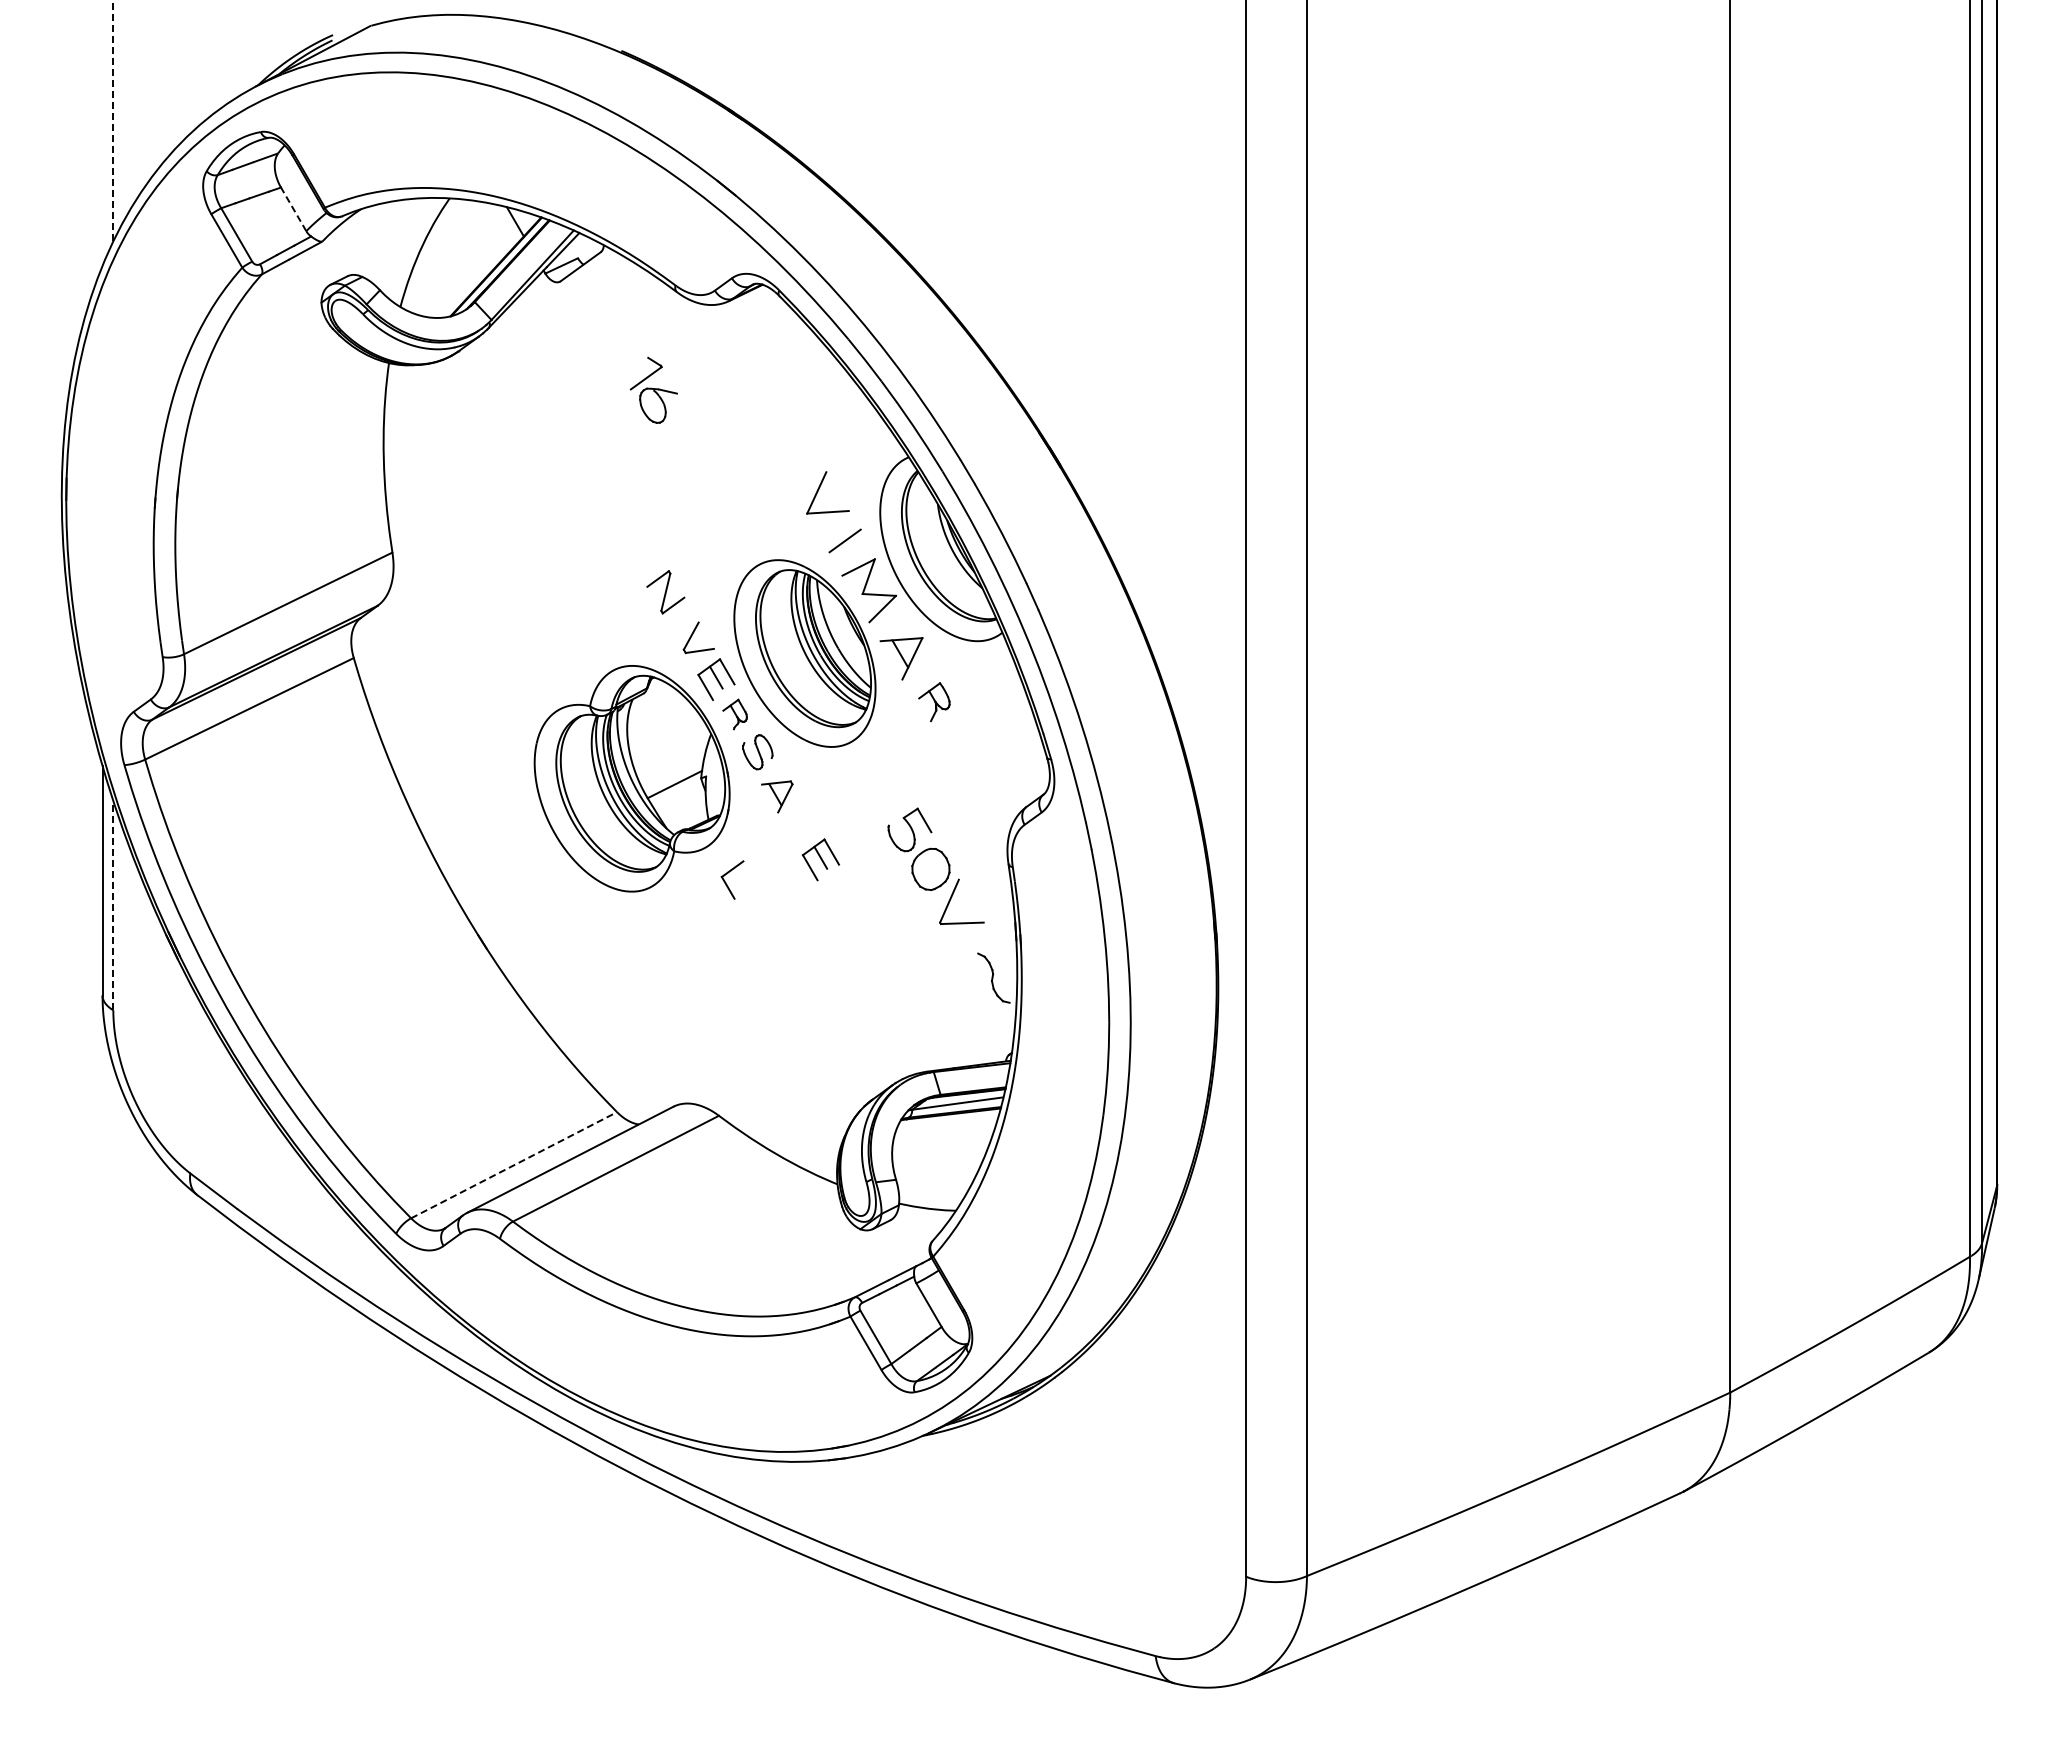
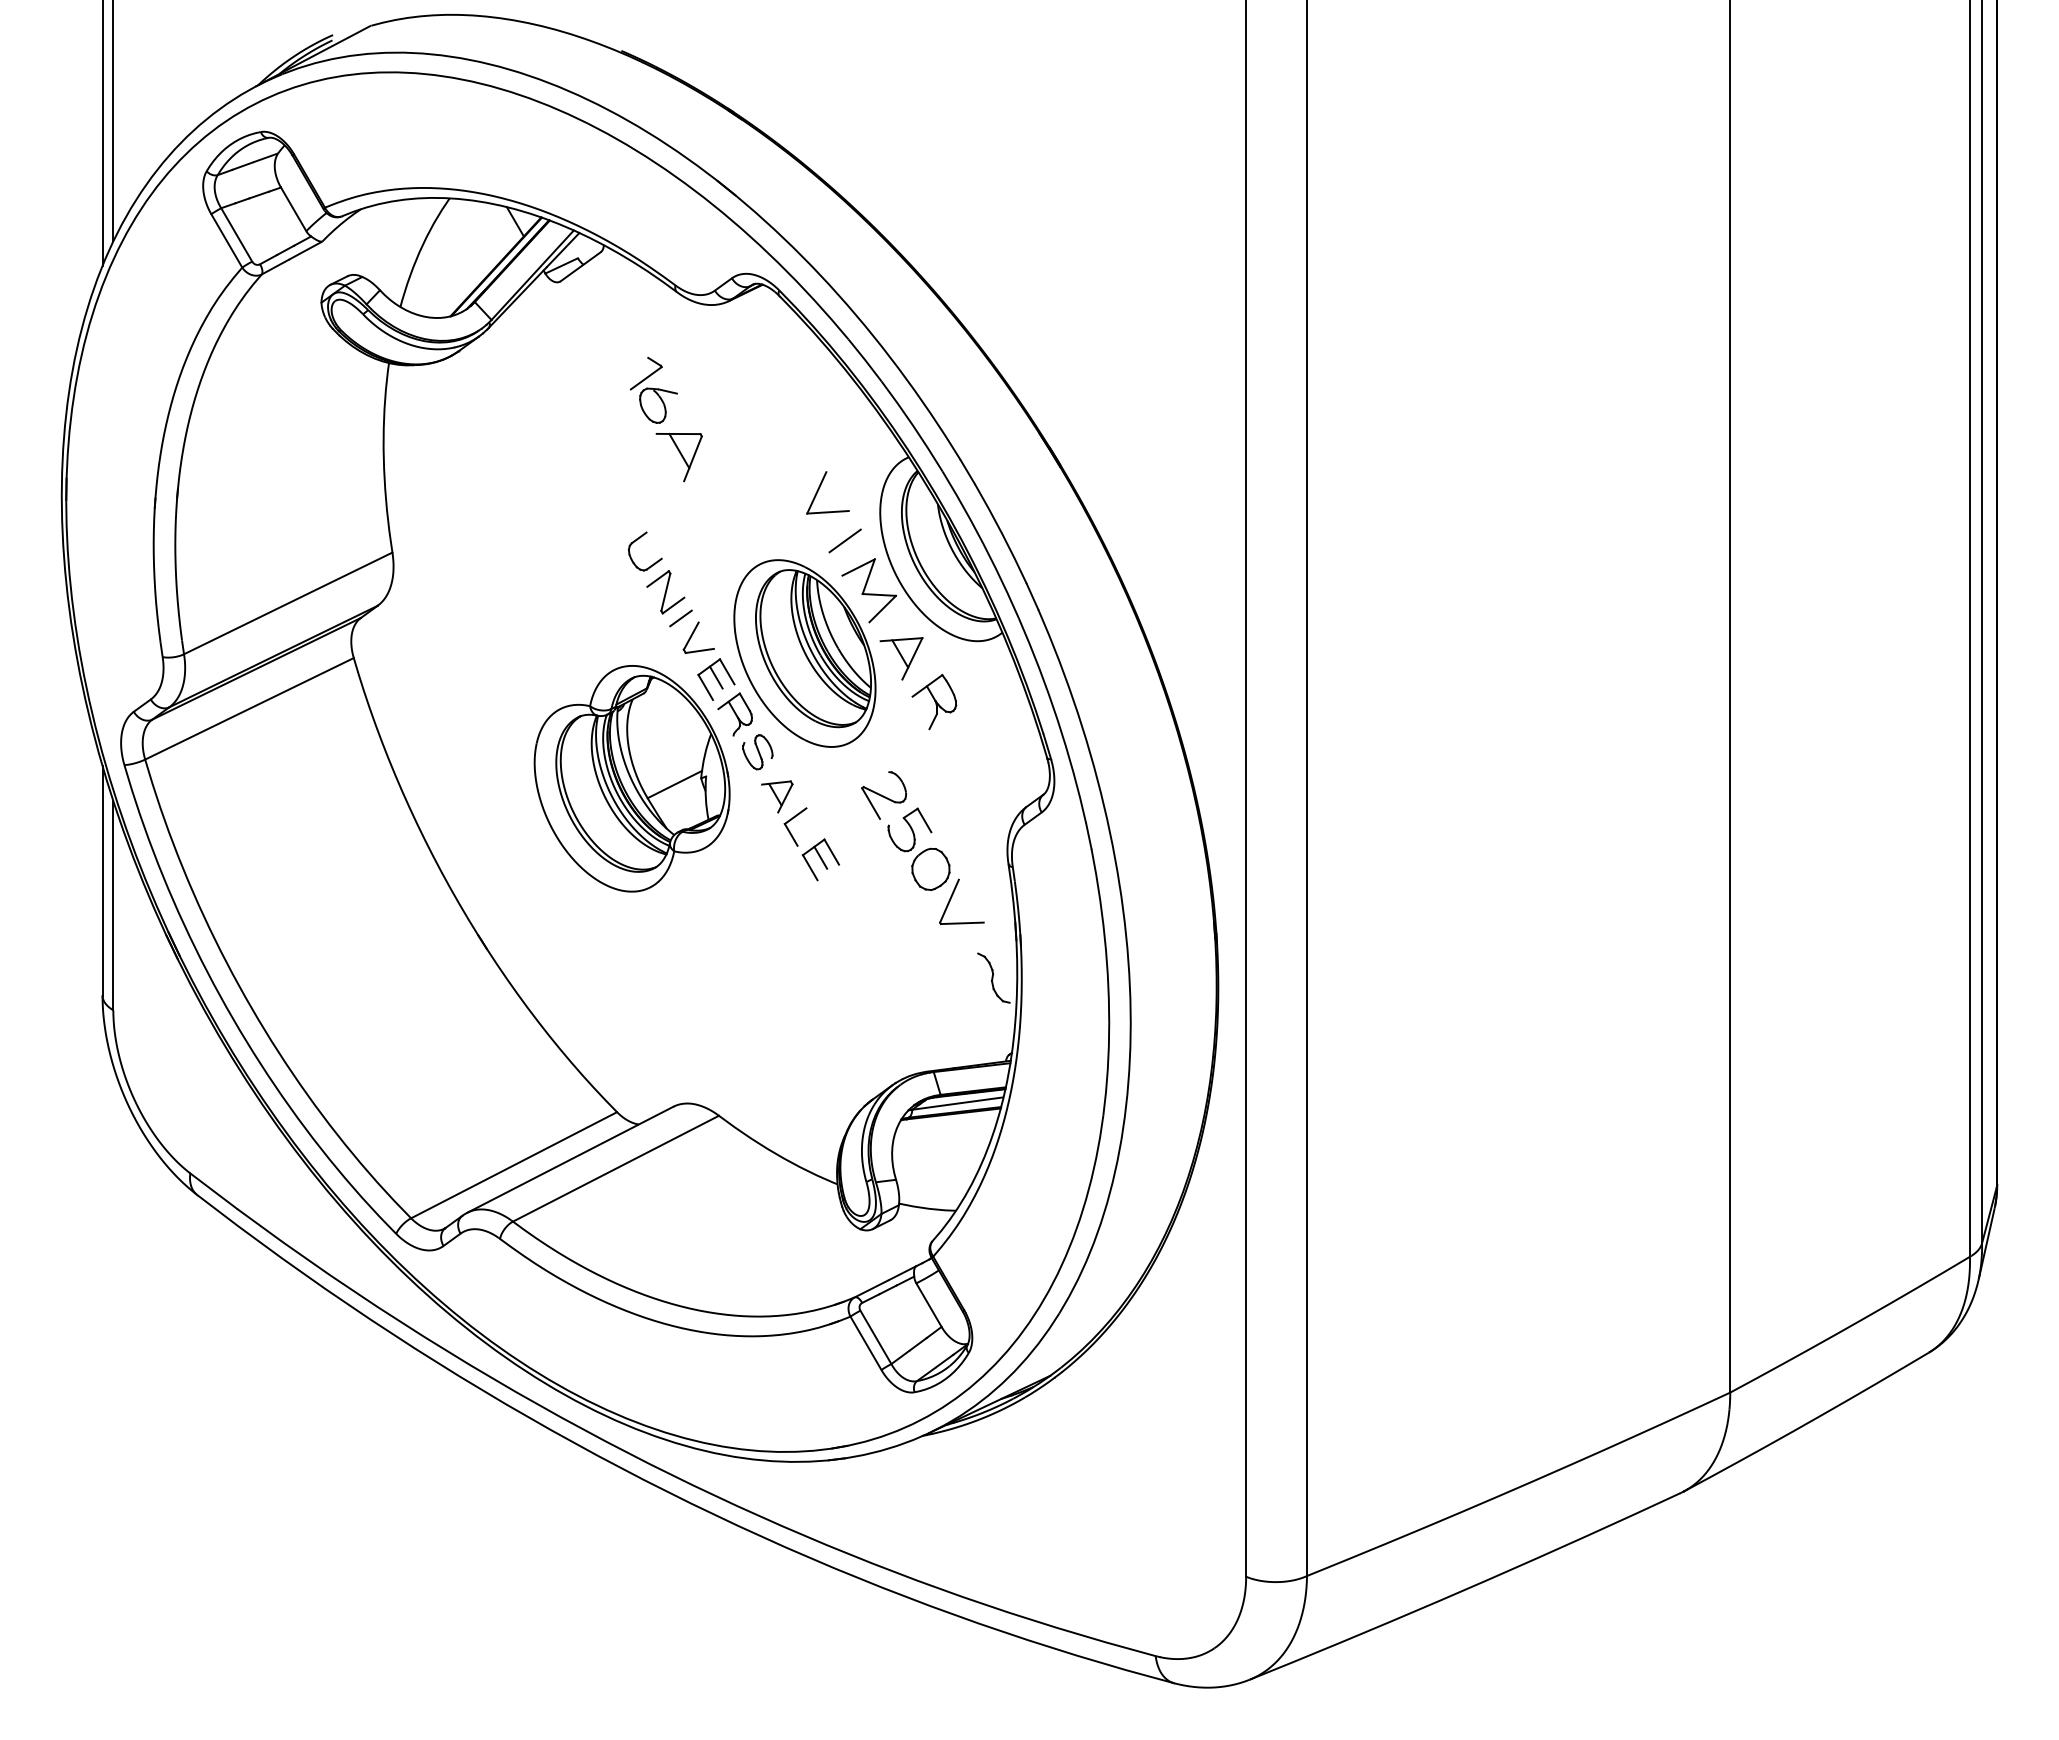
line: dashed -> solid (113, 120)
line: none -> present (102, 133)
line: dashed -> solid (293, 208)
part: none -> present (678, 457)
part: none -> present (636, 541)
line: none -> present (680, 618)
part size: 33x41 px -> 47x57 px (934, 702)
part size: 26x33 px -> 36x45 px (734, 714)
part: none -> present (883, 795)
part position: (726, 882) -> (789, 829) (789, 829)
line: dashed -> solid (113, 905)
line: dashed -> solid (514, 1165)
